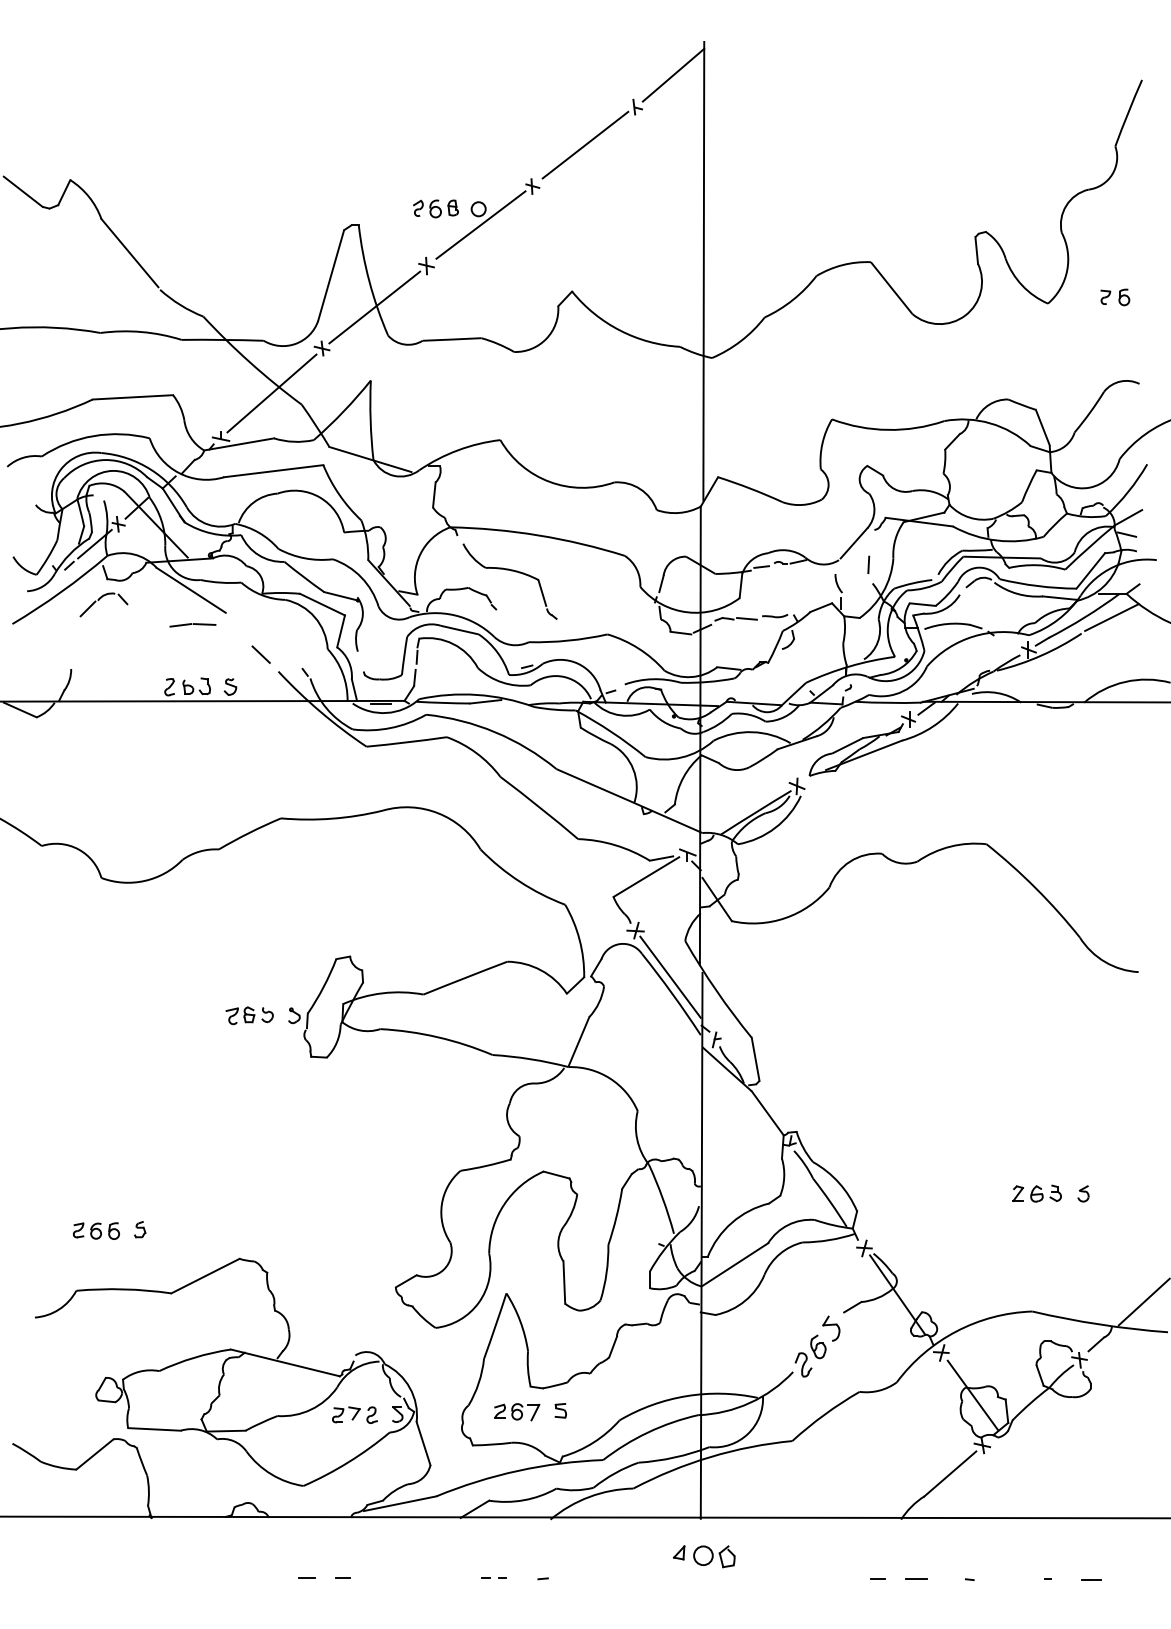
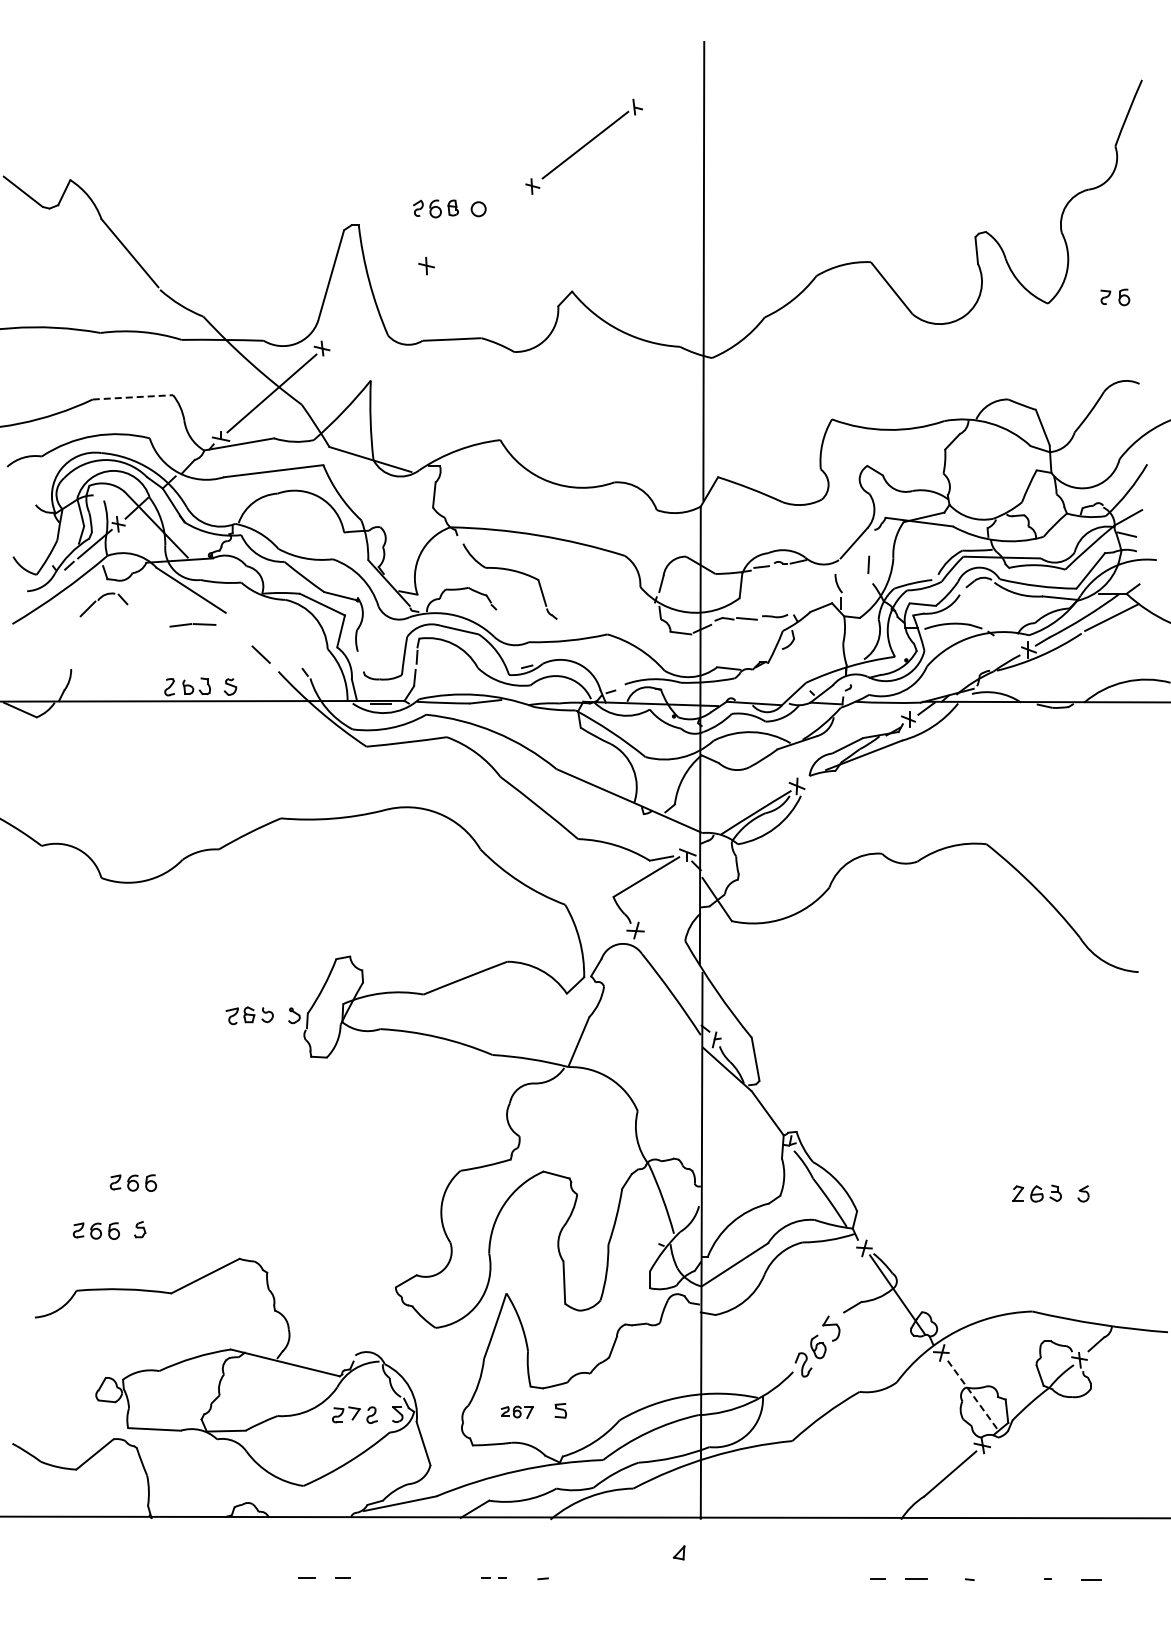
line: present -> none (673, 74)
line: present -> none (480, 224)
line: present -> none (374, 307)
line: solid -> dashed (133, 397)
line: present -> none (670, 976)
part: none -> present (132, 1182)
line: present -> none (1142, 1302)
line: solid -> dashed (972, 1395)
part size: 47x19 px -> 34x14 px (516, 1411)
part: present -> none (714, 1556)
